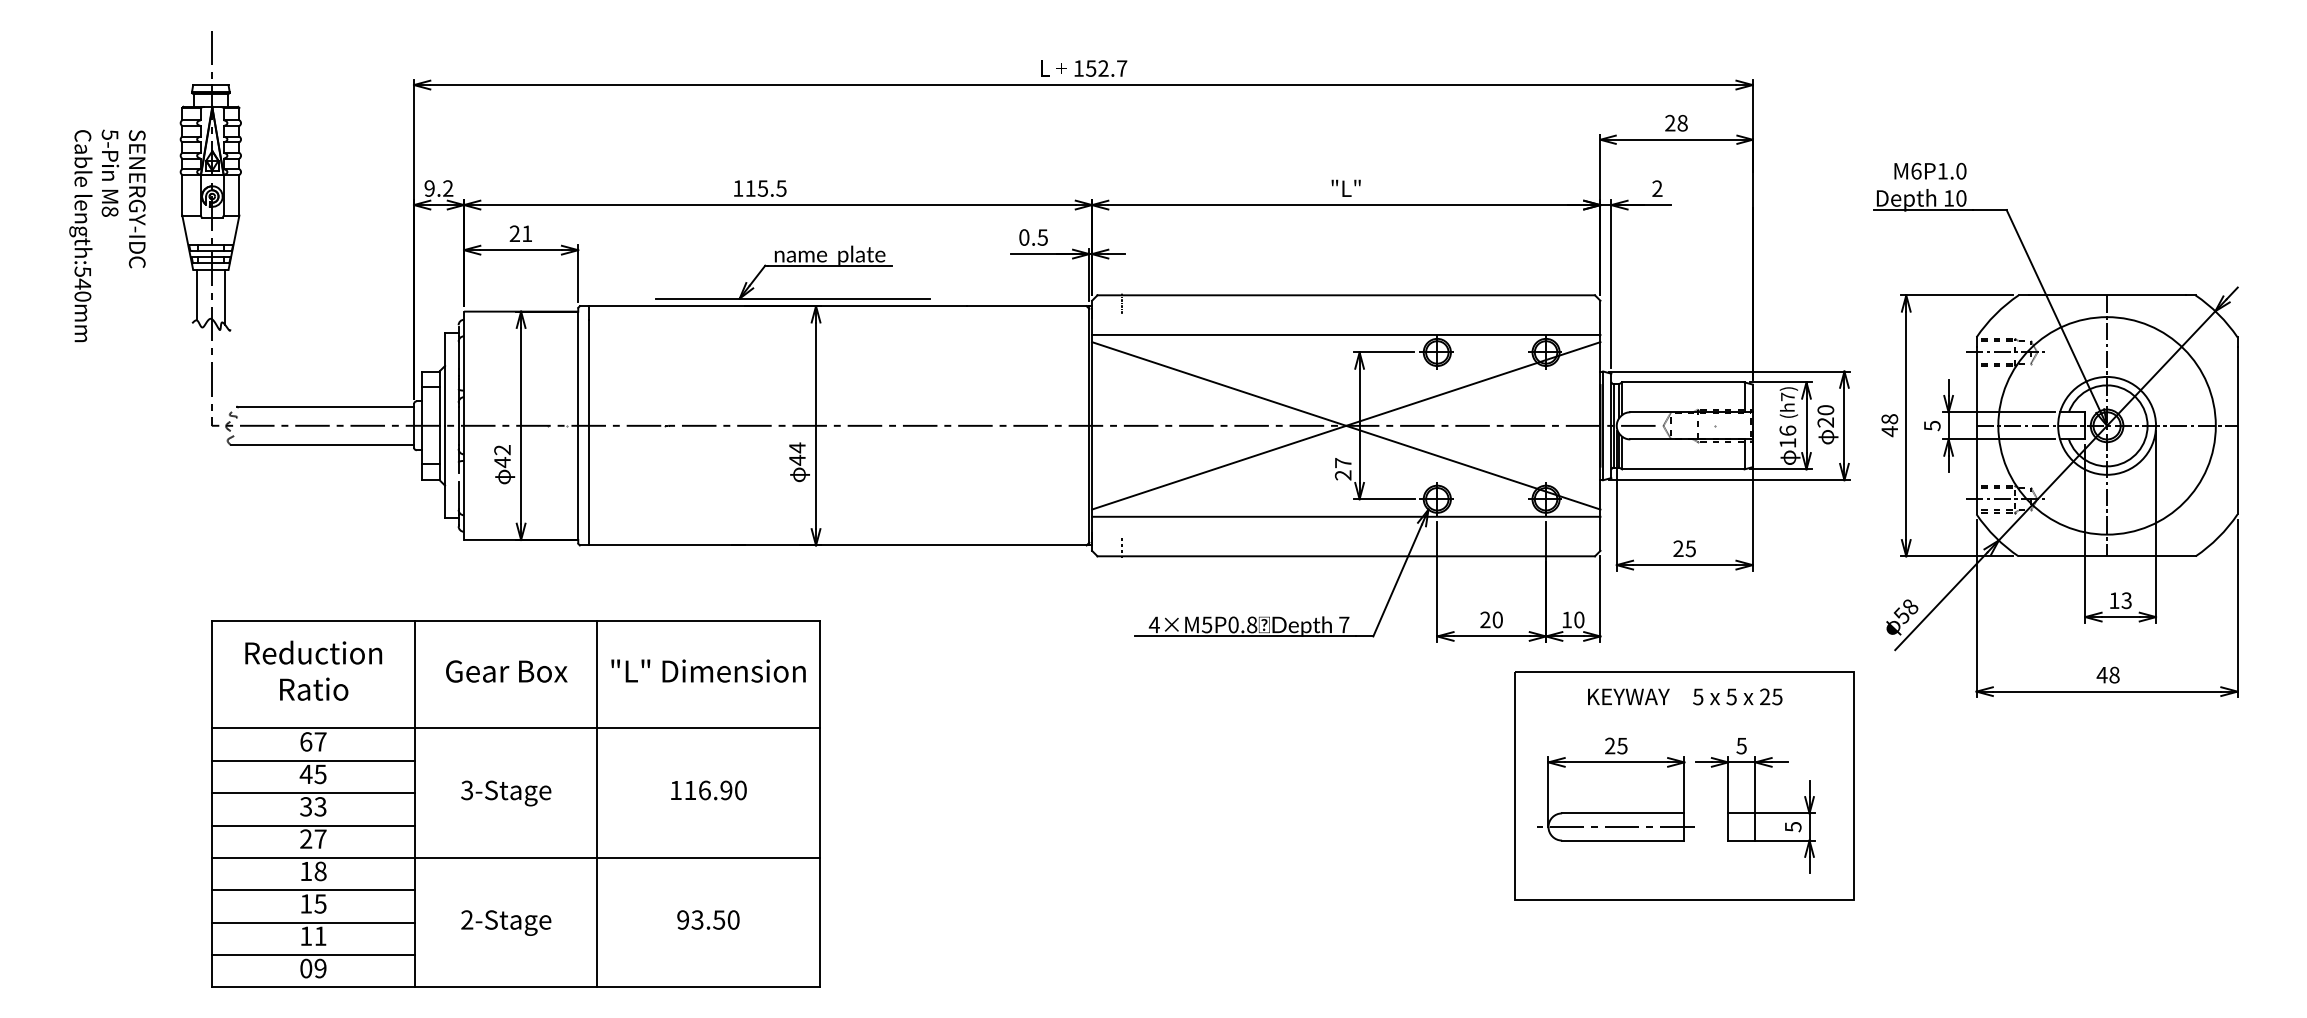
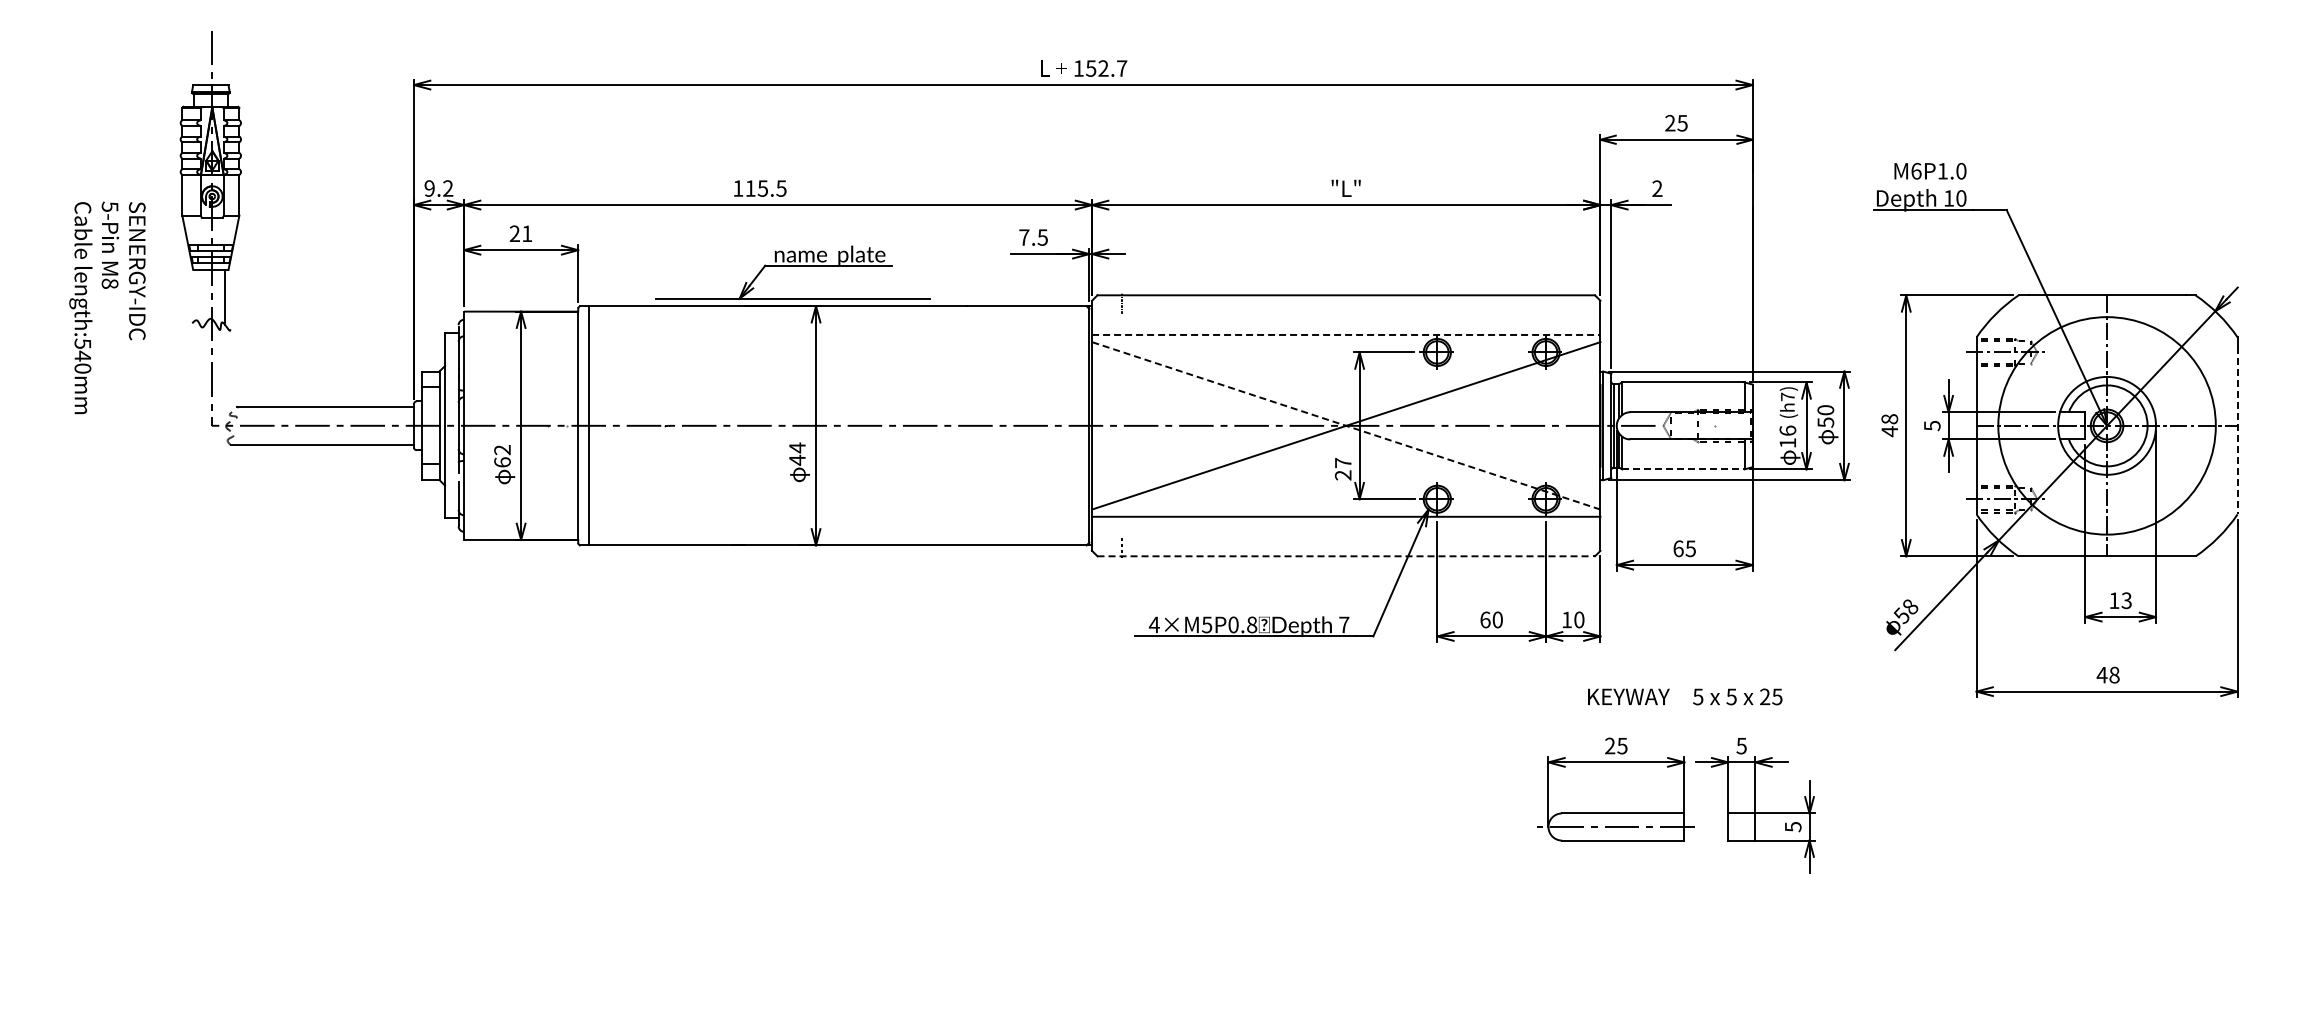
text: 28 -> 25 (1682, 123)
text position: (107, 235) -> (107, 307) (107, 307)
text: 0.5 -> 7.5 (1024, 237)
line: present -> none (196, 294)
line: solid -> dashed (1346, 334)
text: 20 -> 50 (1825, 422)
line: solid -> dashed (1346, 425)
line: solid -> dashed (2237, 431)
text: 42 -> 62 (502, 462)
line: solid -> dashed (1683, 469)
text: 25 -> 65 (1678, 548)
line: solid -> dashed (1346, 556)
text: 20 -> 60 (1485, 619)
part: present -> none (1684, 785)
part: present -> none (515, 803)
